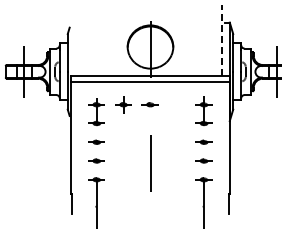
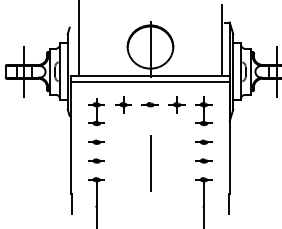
line: none -> present (79, 38)
line: dashed -> solid (221, 39)
part: none -> present (176, 104)
